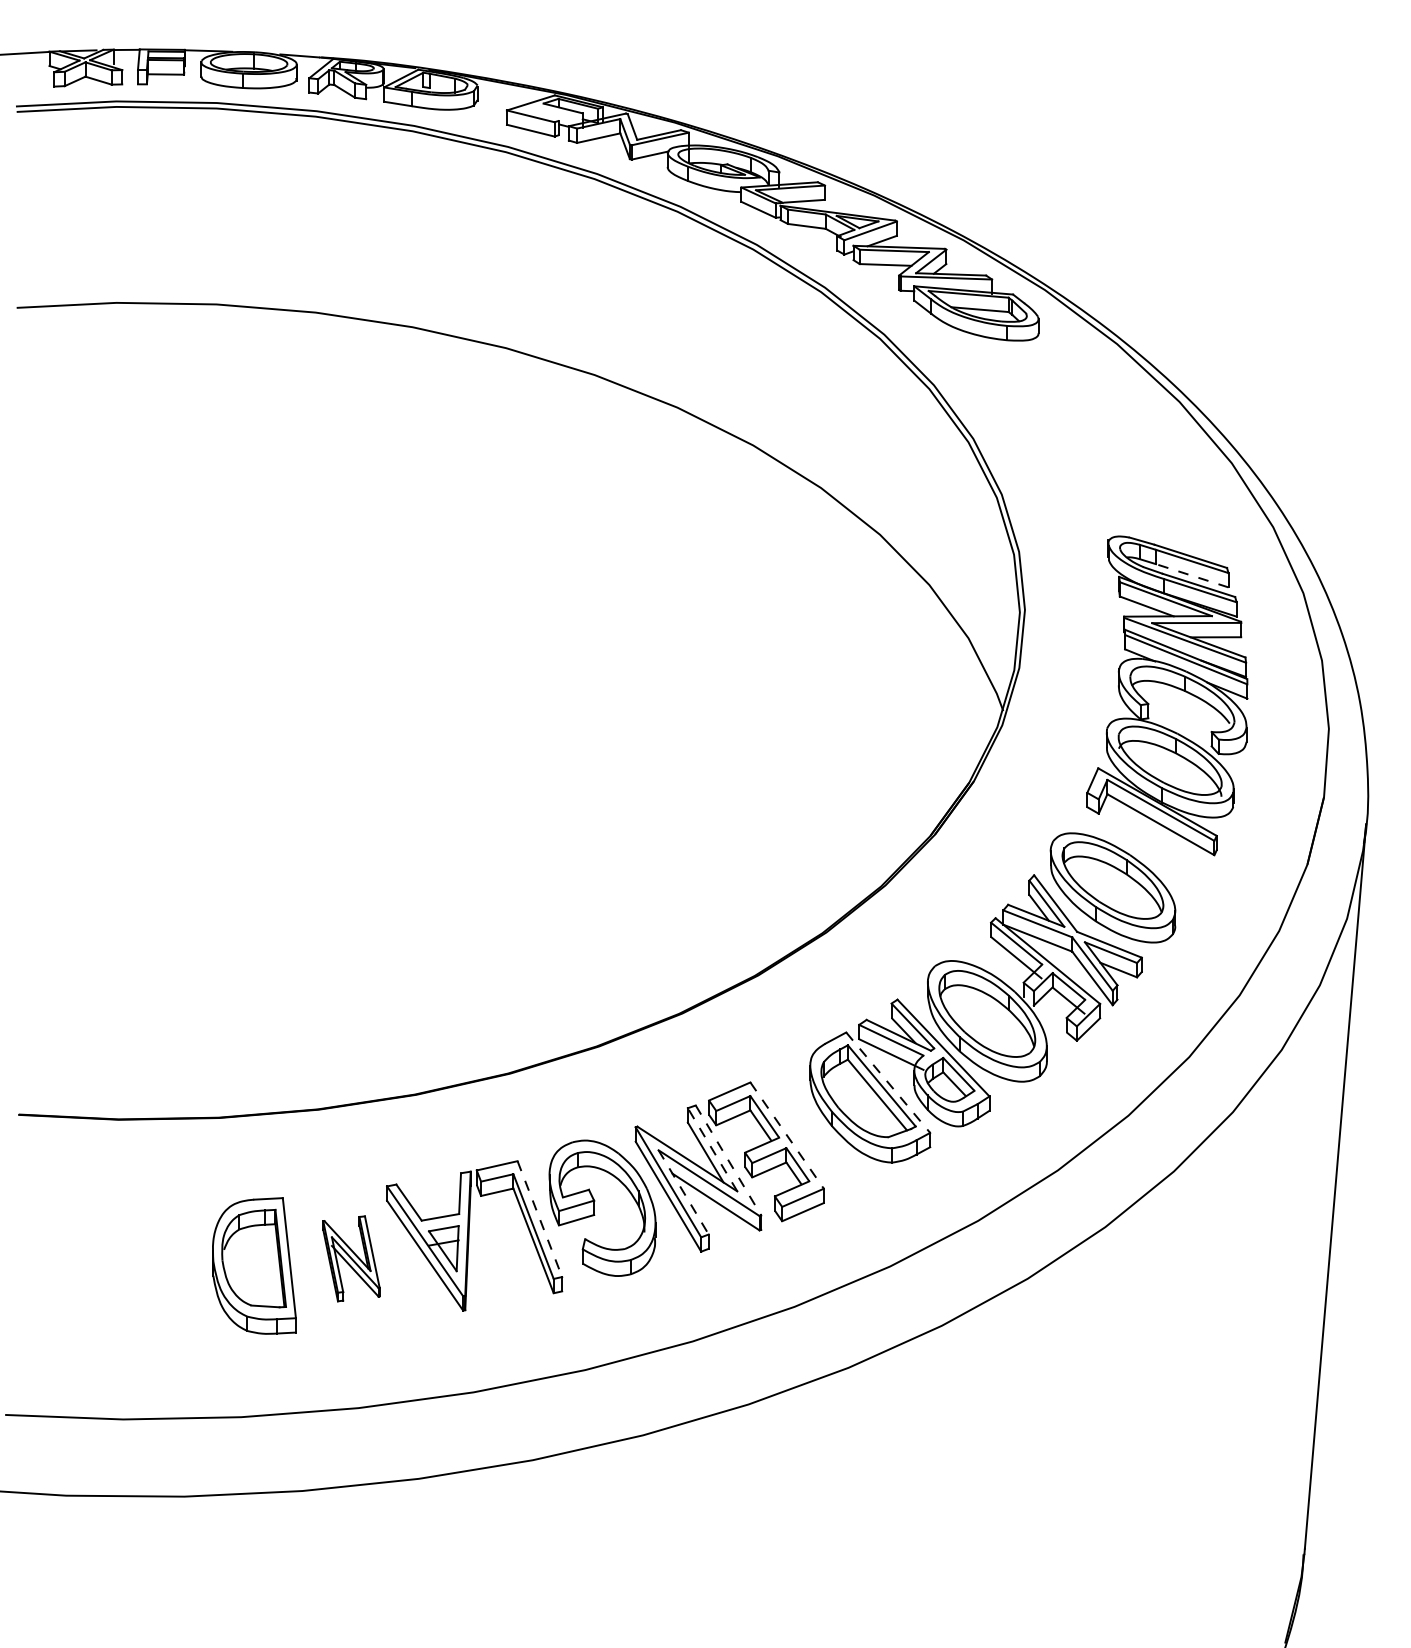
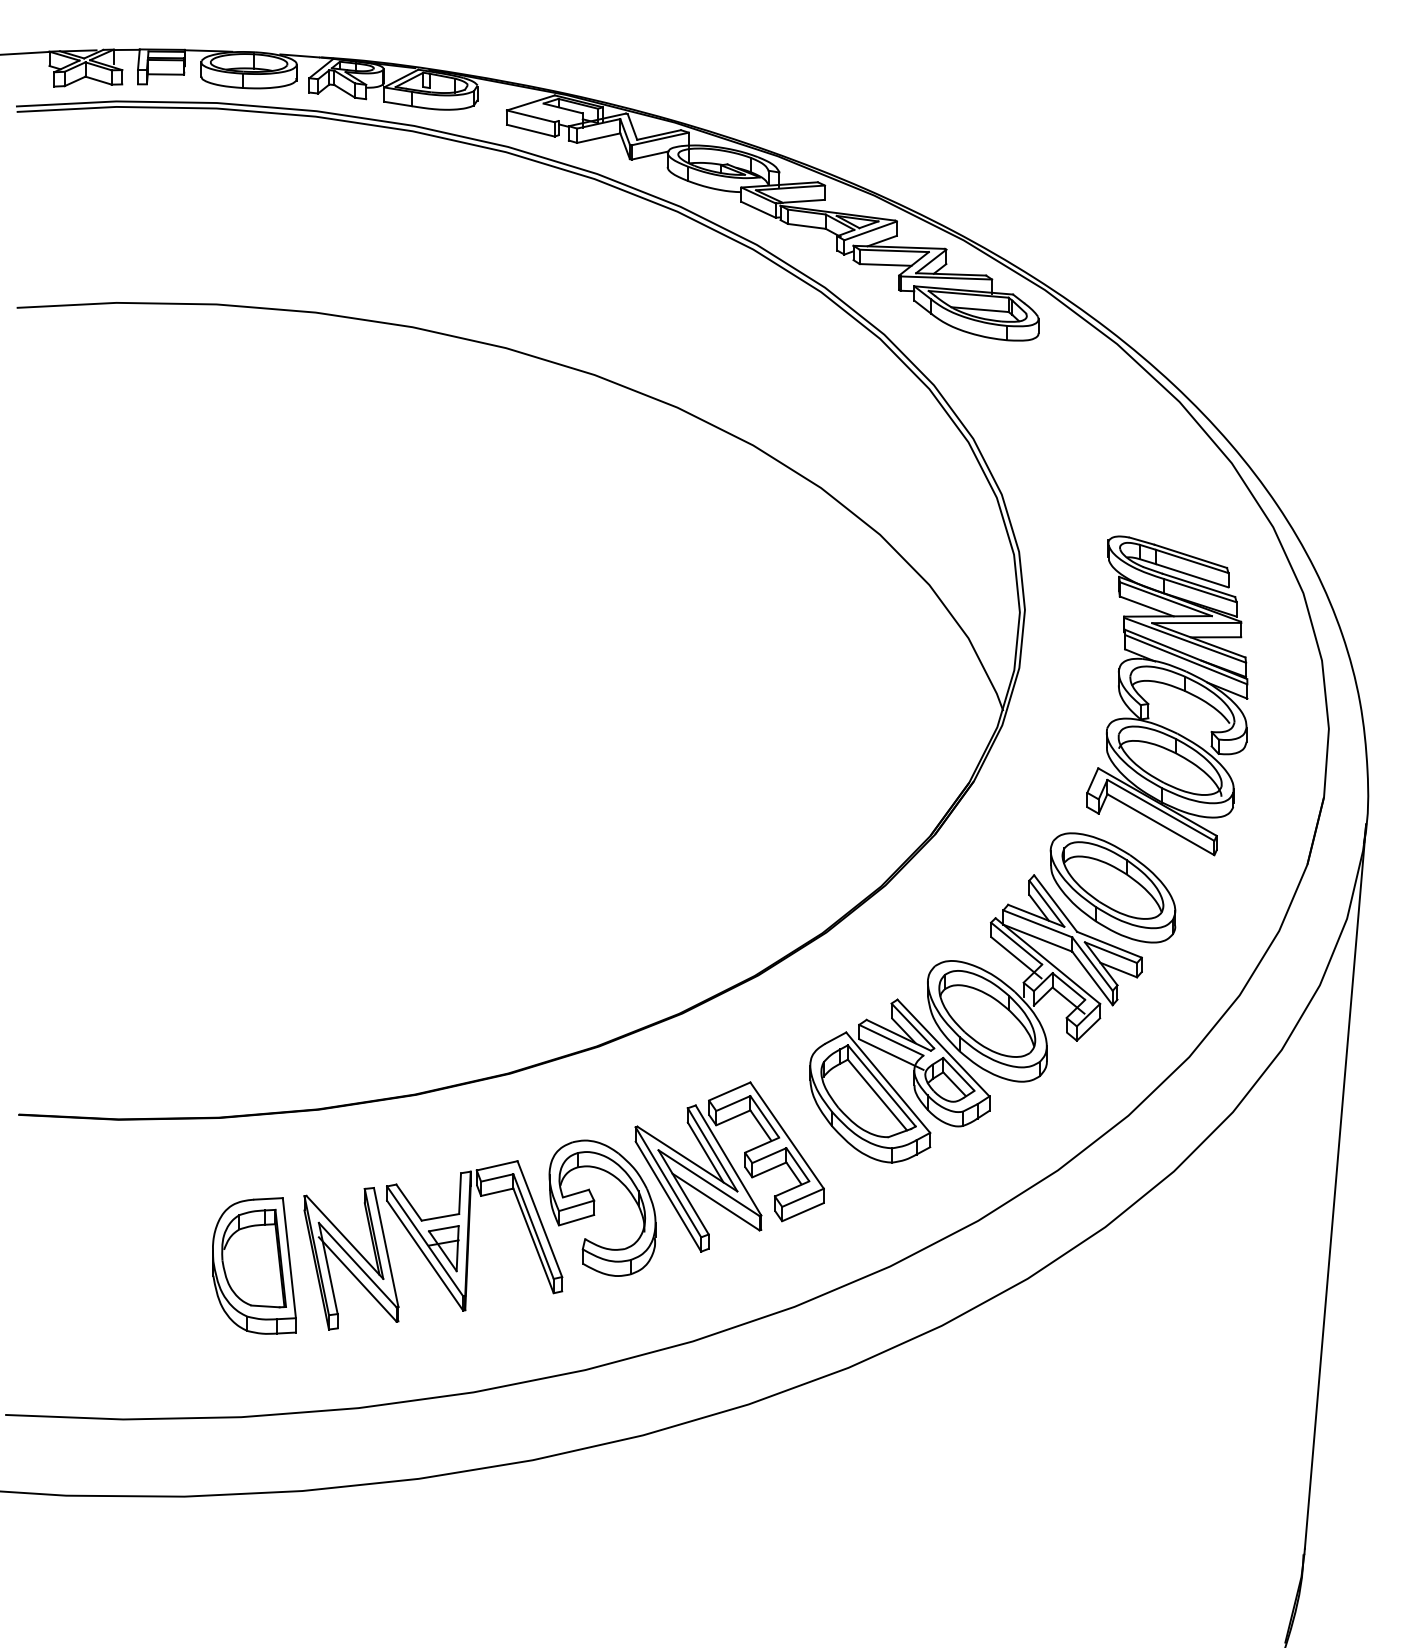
line: dashed -> solid (1191, 575)
line: dashed -> solid (888, 1083)
line: dashed -> solid (787, 1135)
line: dashed -> solid (712, 1149)
line: dashed -> solid (728, 1160)
line: dashed -> solid (683, 1192)
line: dashed -> solid (540, 1219)
part size: 59x88 px -> 97x144 px (351, 1258)
